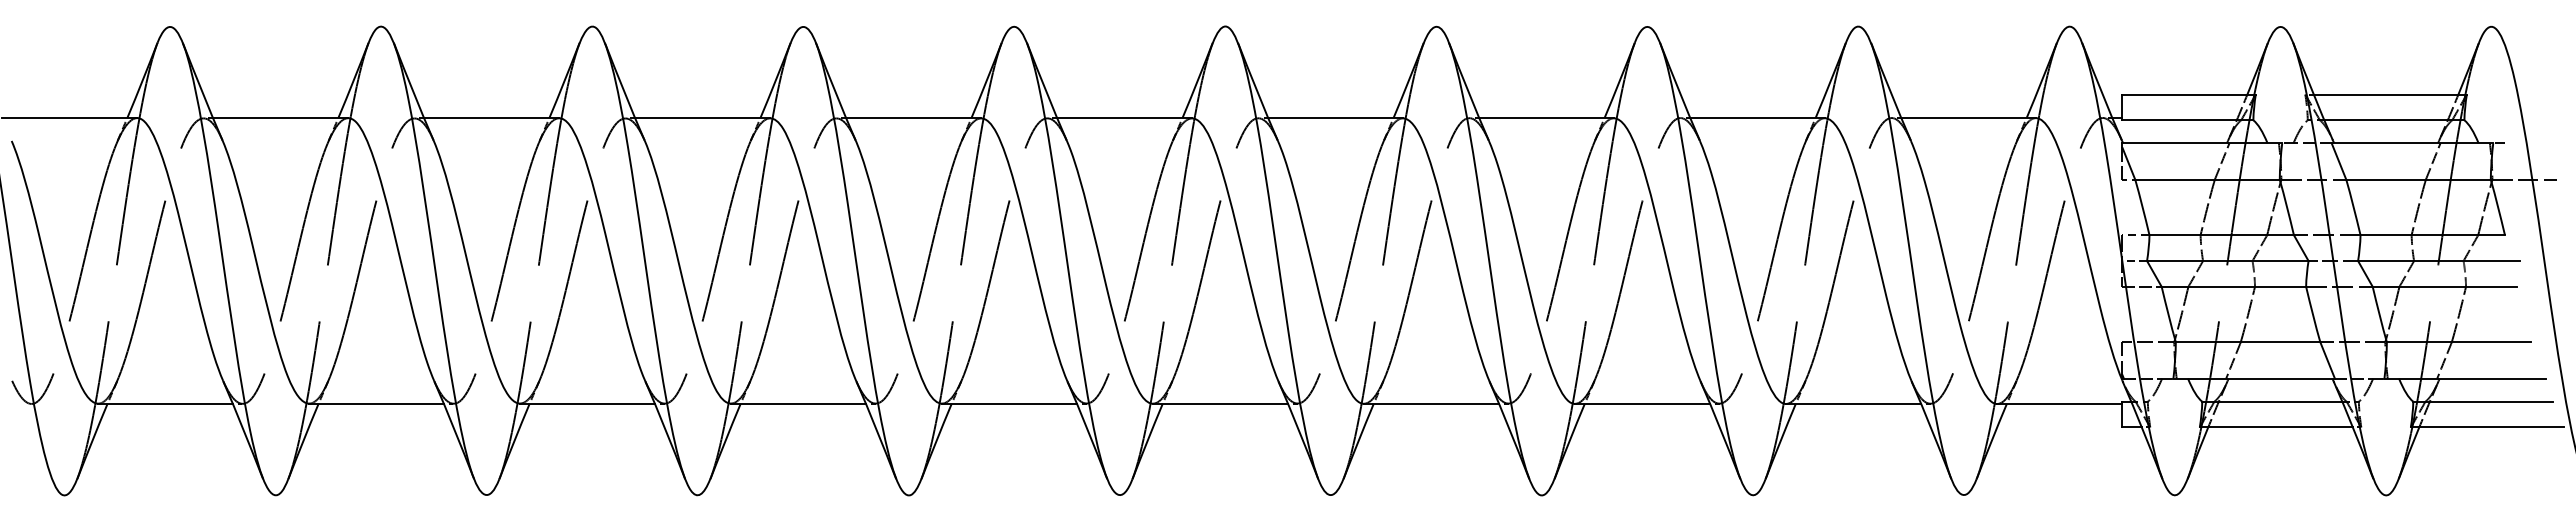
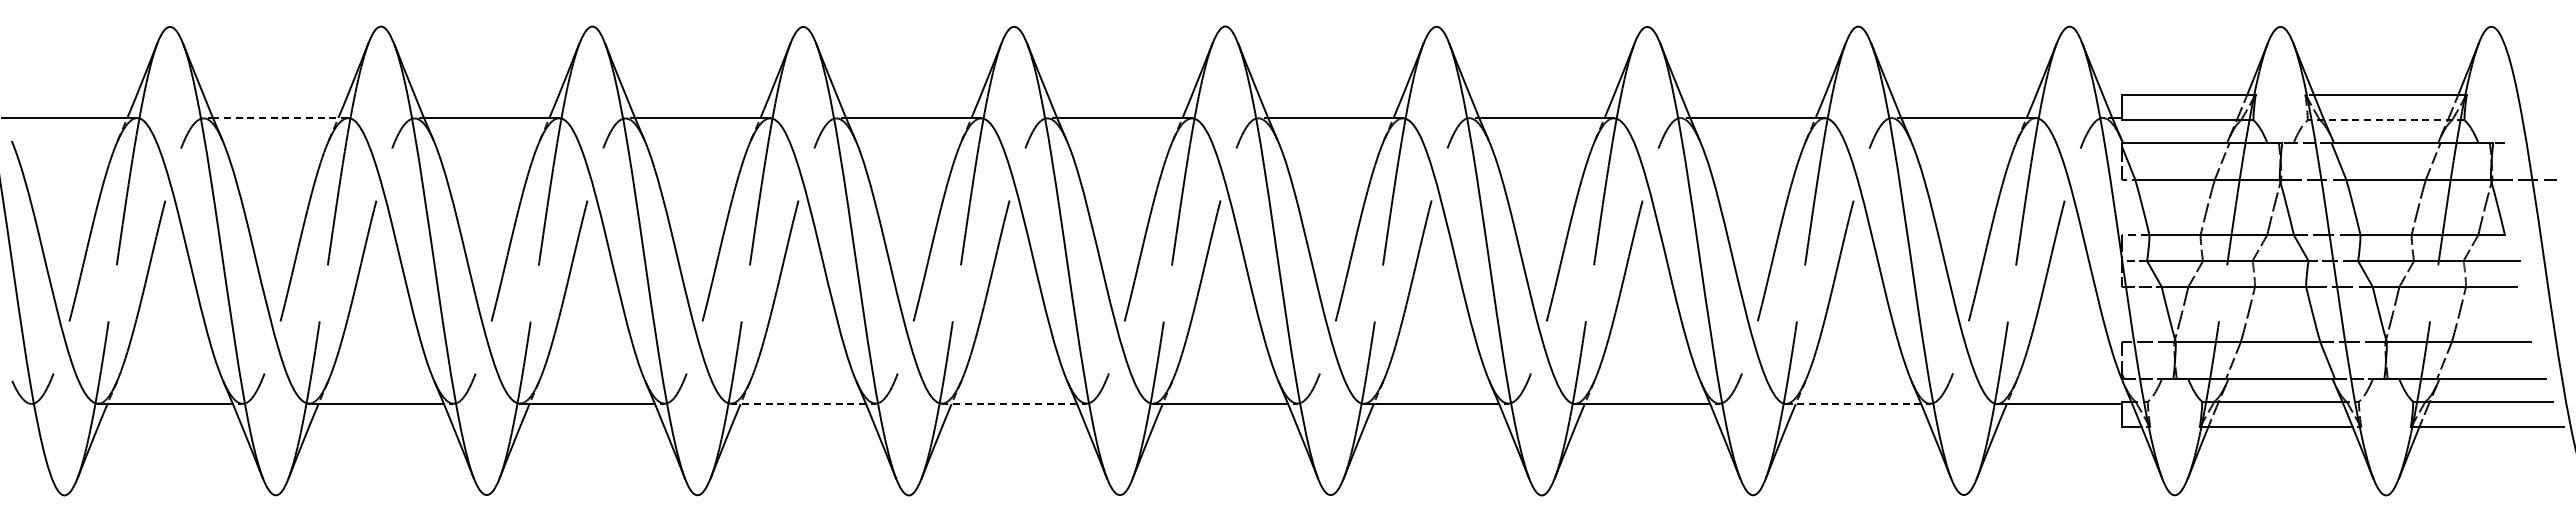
line: solid -> dashed (279, 117)
line: solid -> dashed (2393, 120)
line: solid -> dashed (798, 404)
line: solid -> dashed (1009, 404)
line: solid -> dashed (1853, 404)
